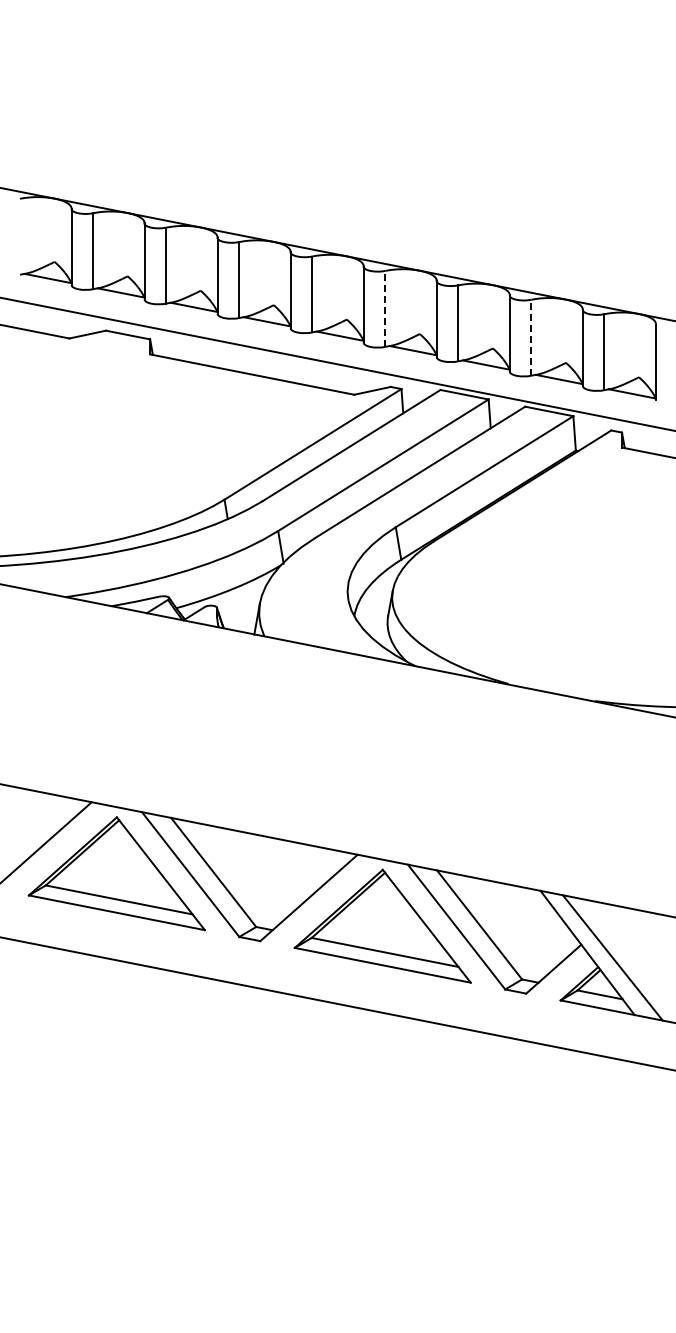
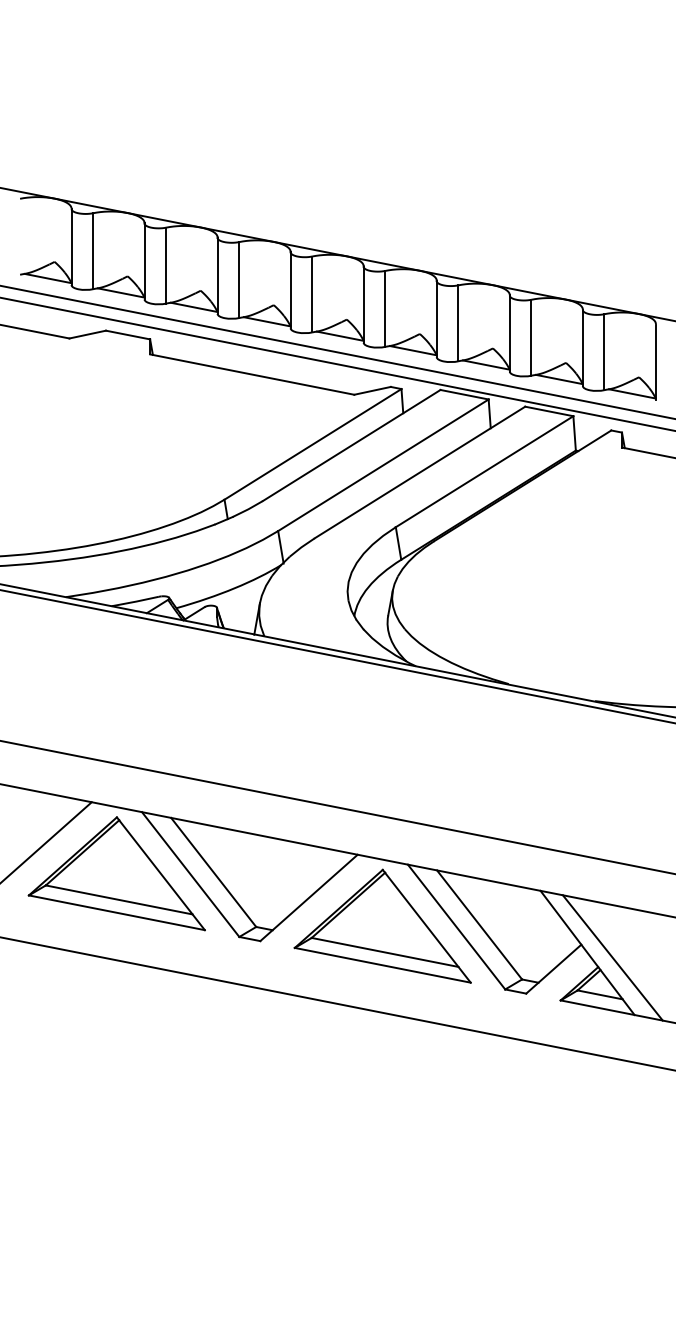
line: dashed -> solid (385, 308)
line: dashed -> solid (531, 337)
line: none -> present (337, 352)
line: none -> present (337, 656)
line: none -> present (337, 807)
